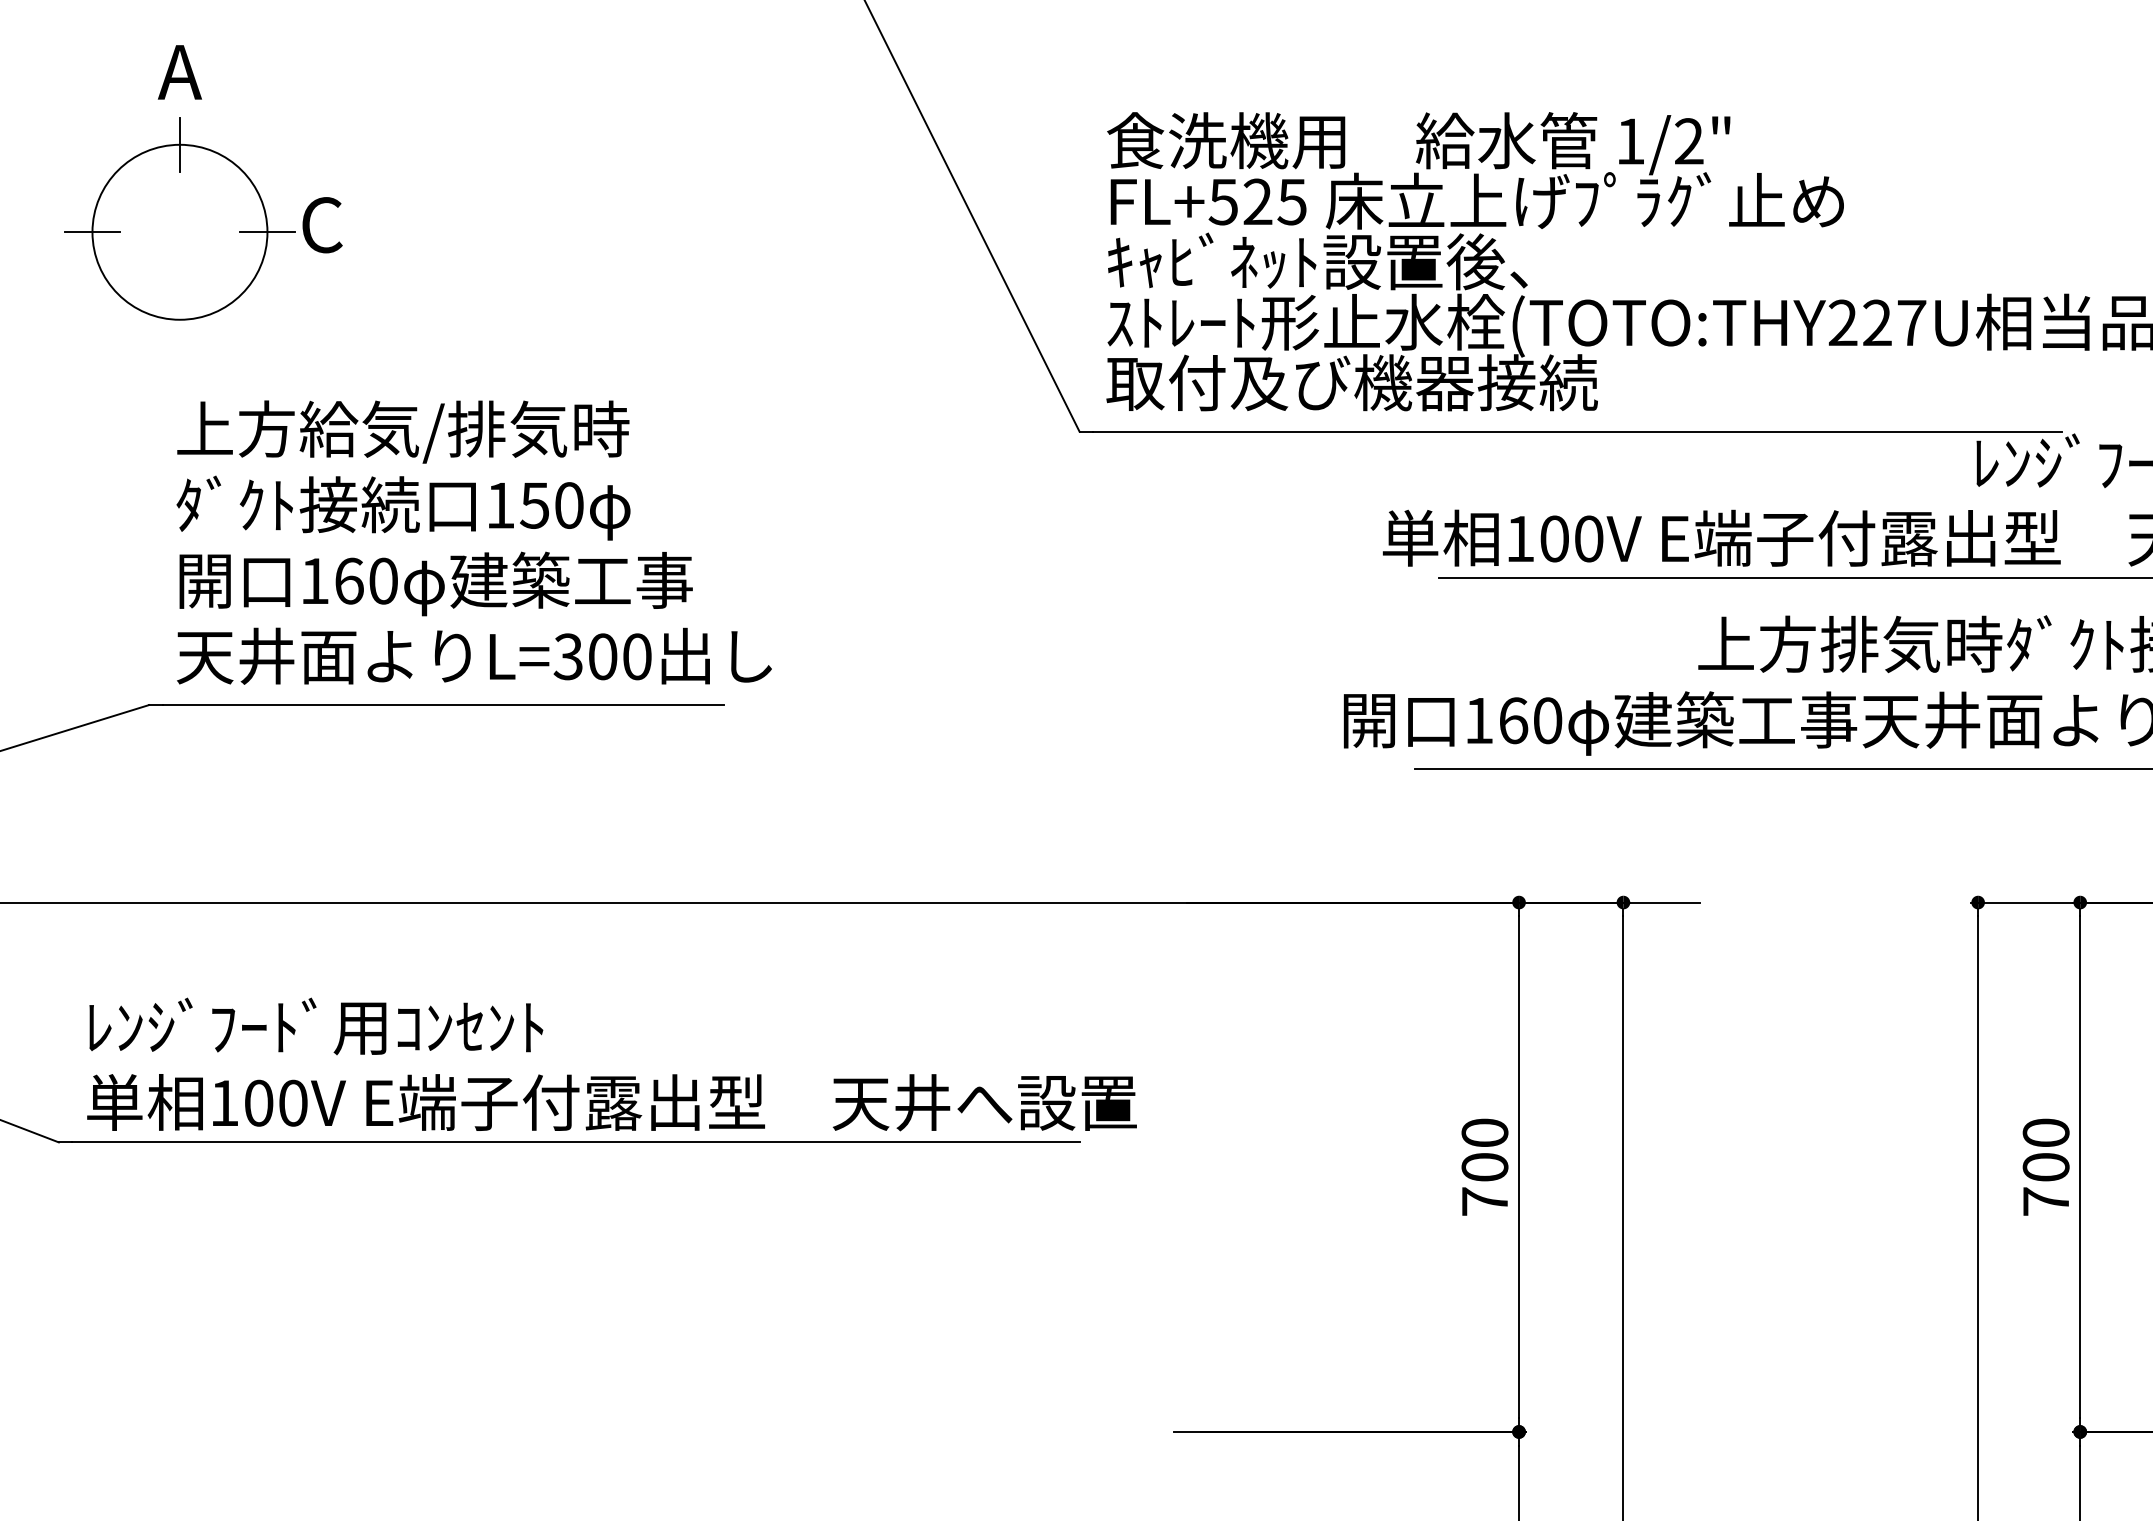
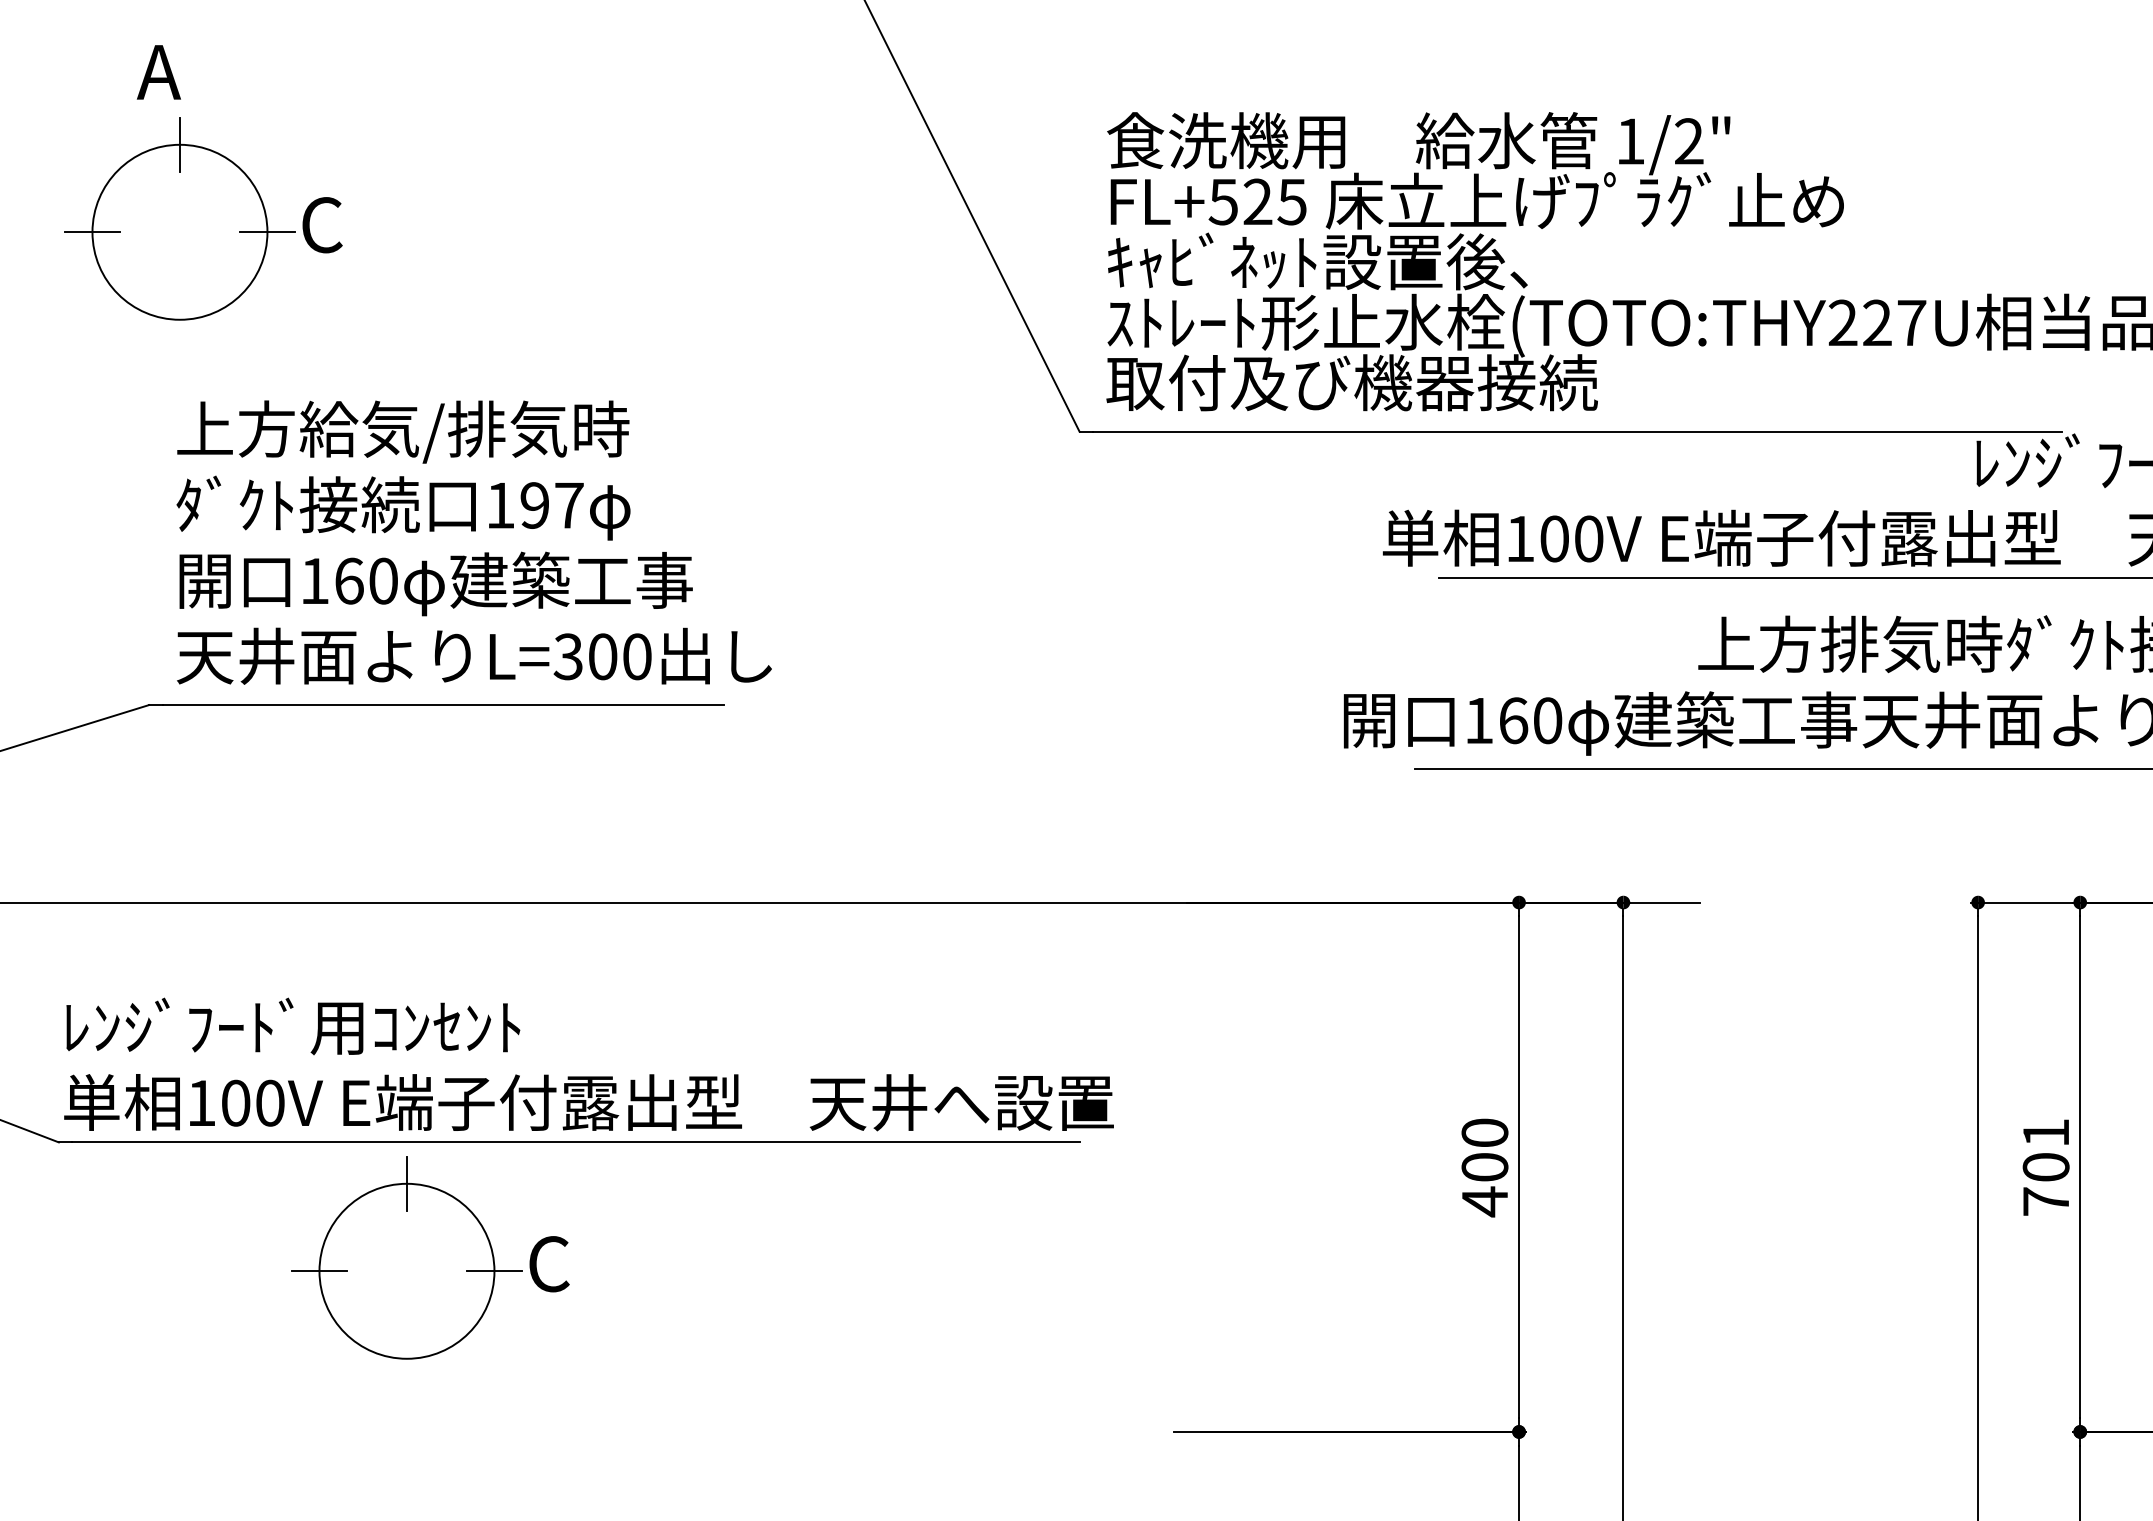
text position: (179, 72) -> (158, 72) (158, 72)
text: 150 -> 197 (551, 505)
text position: (611, 1064) -> (588, 1064) (588, 1064)
text: 700 -> 701 (2045, 1132)
text: 700 -> 400 (1484, 1201)
part: none -> present (430, 1257)
